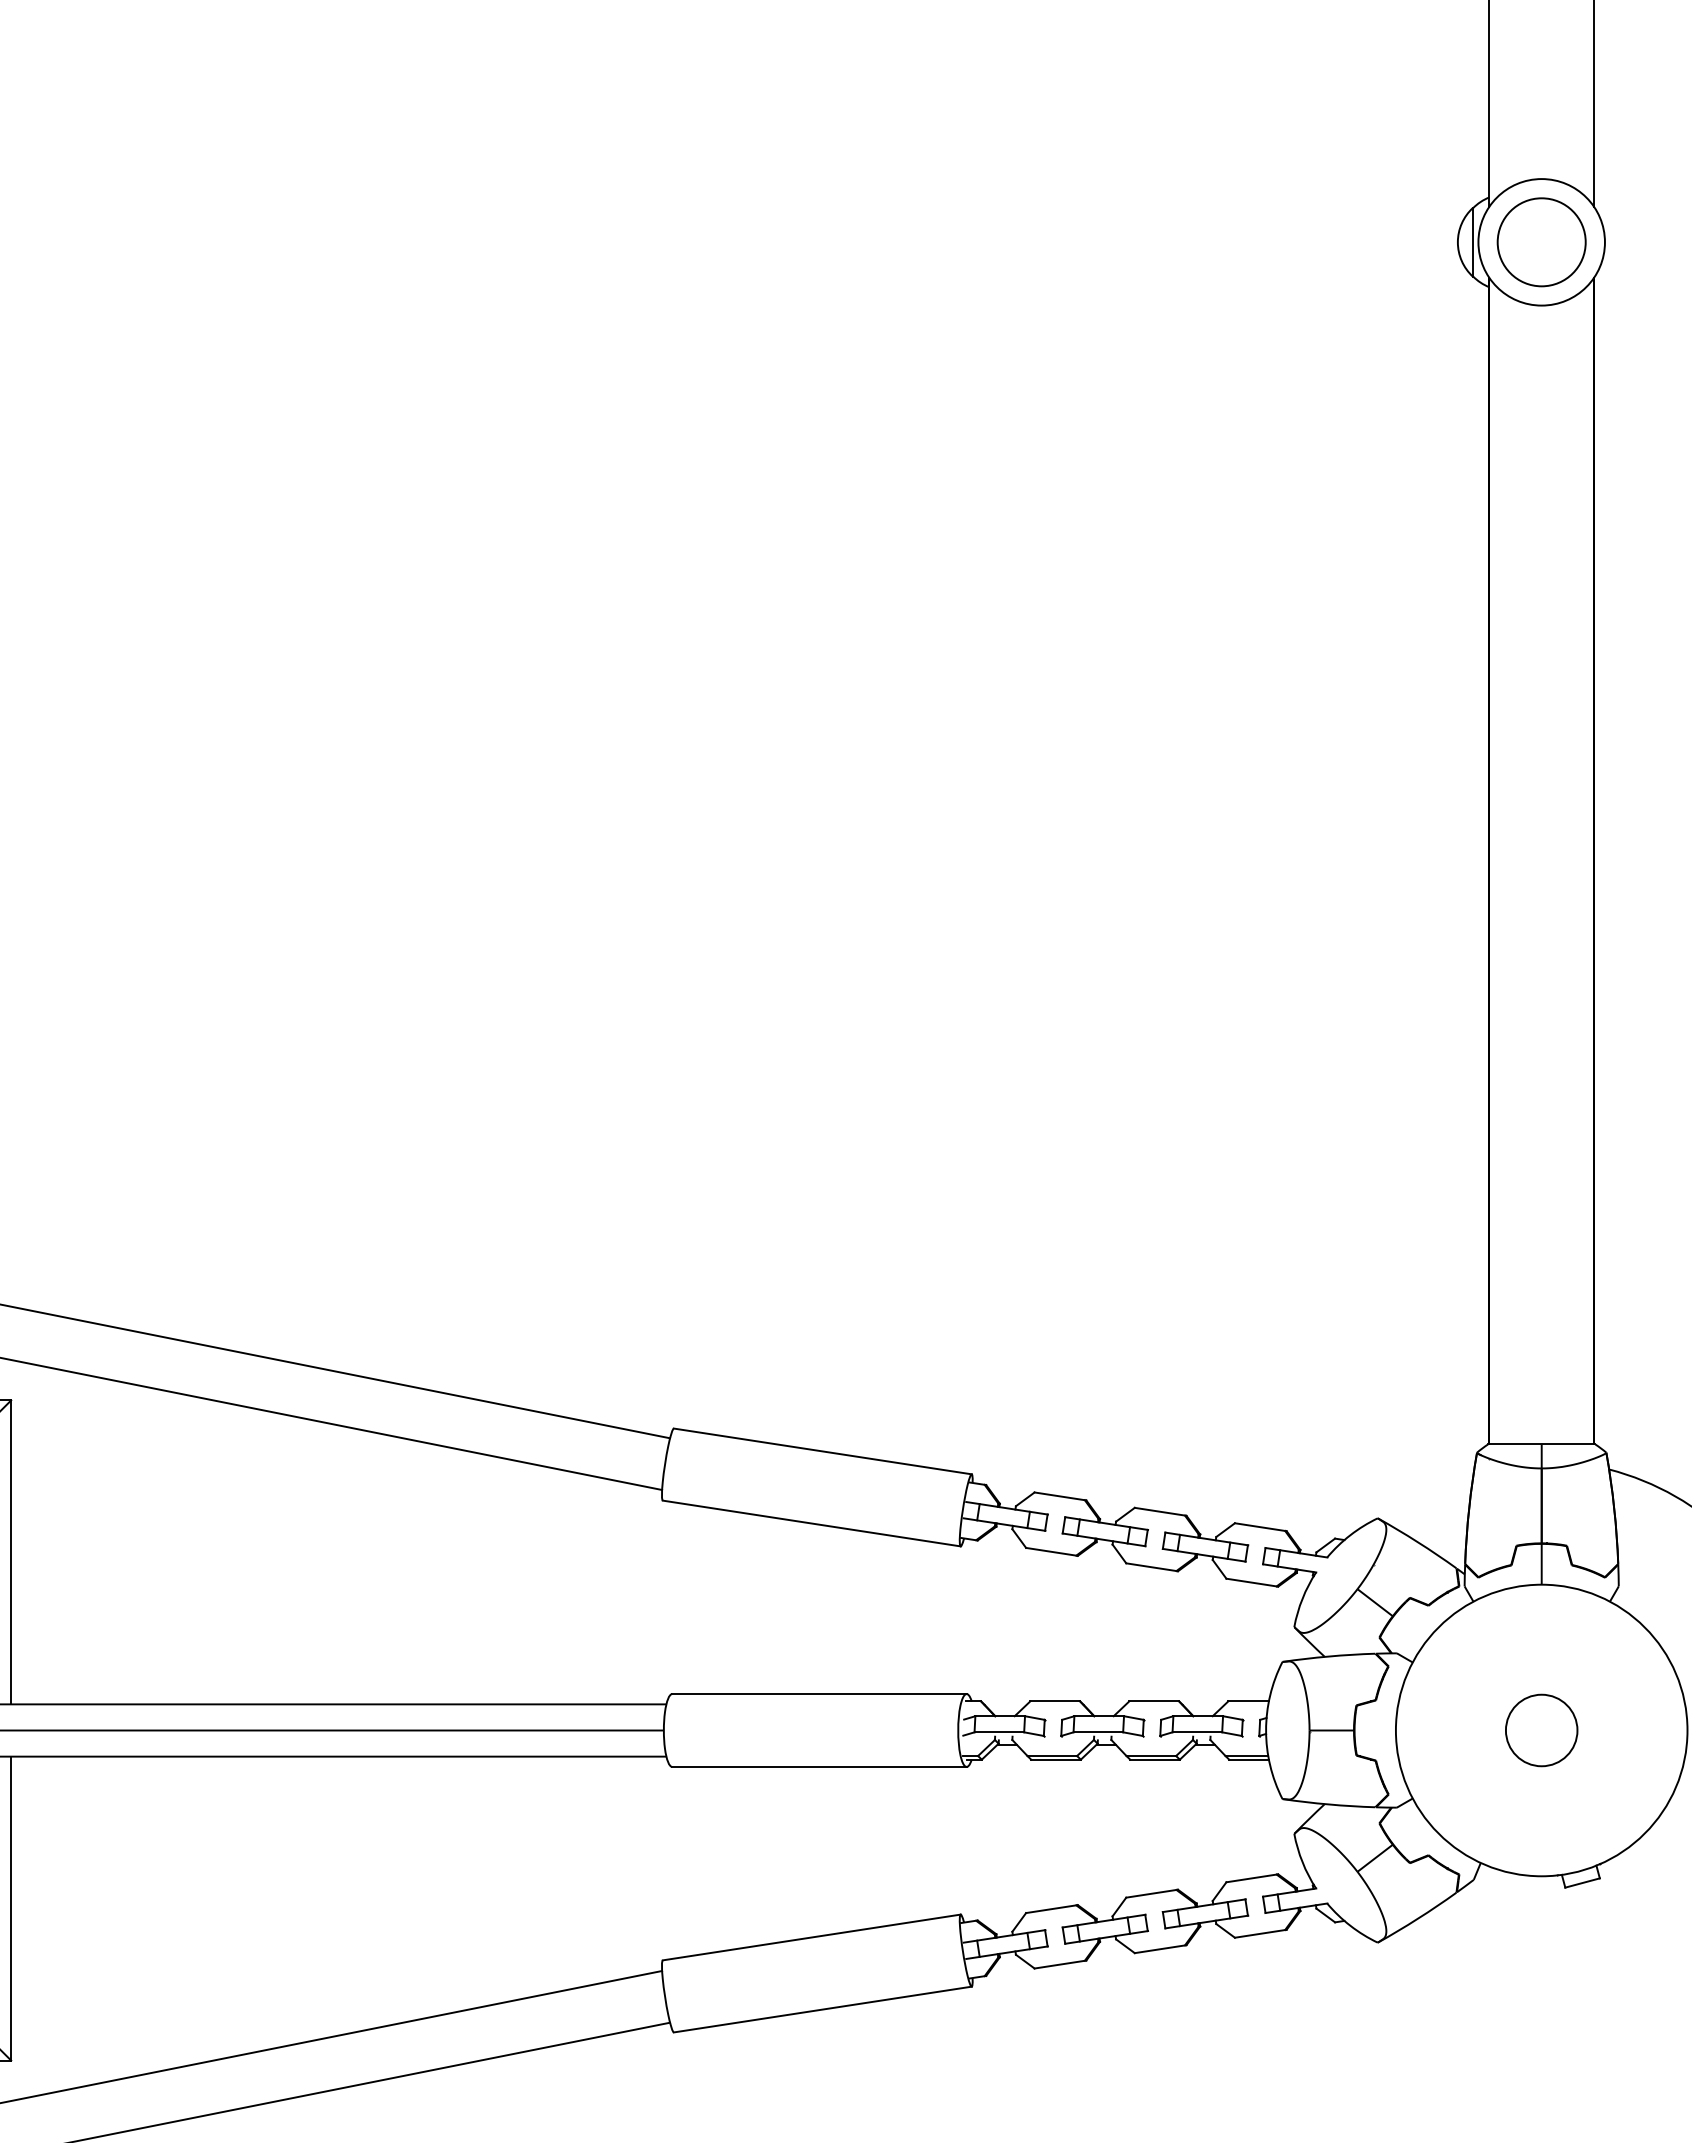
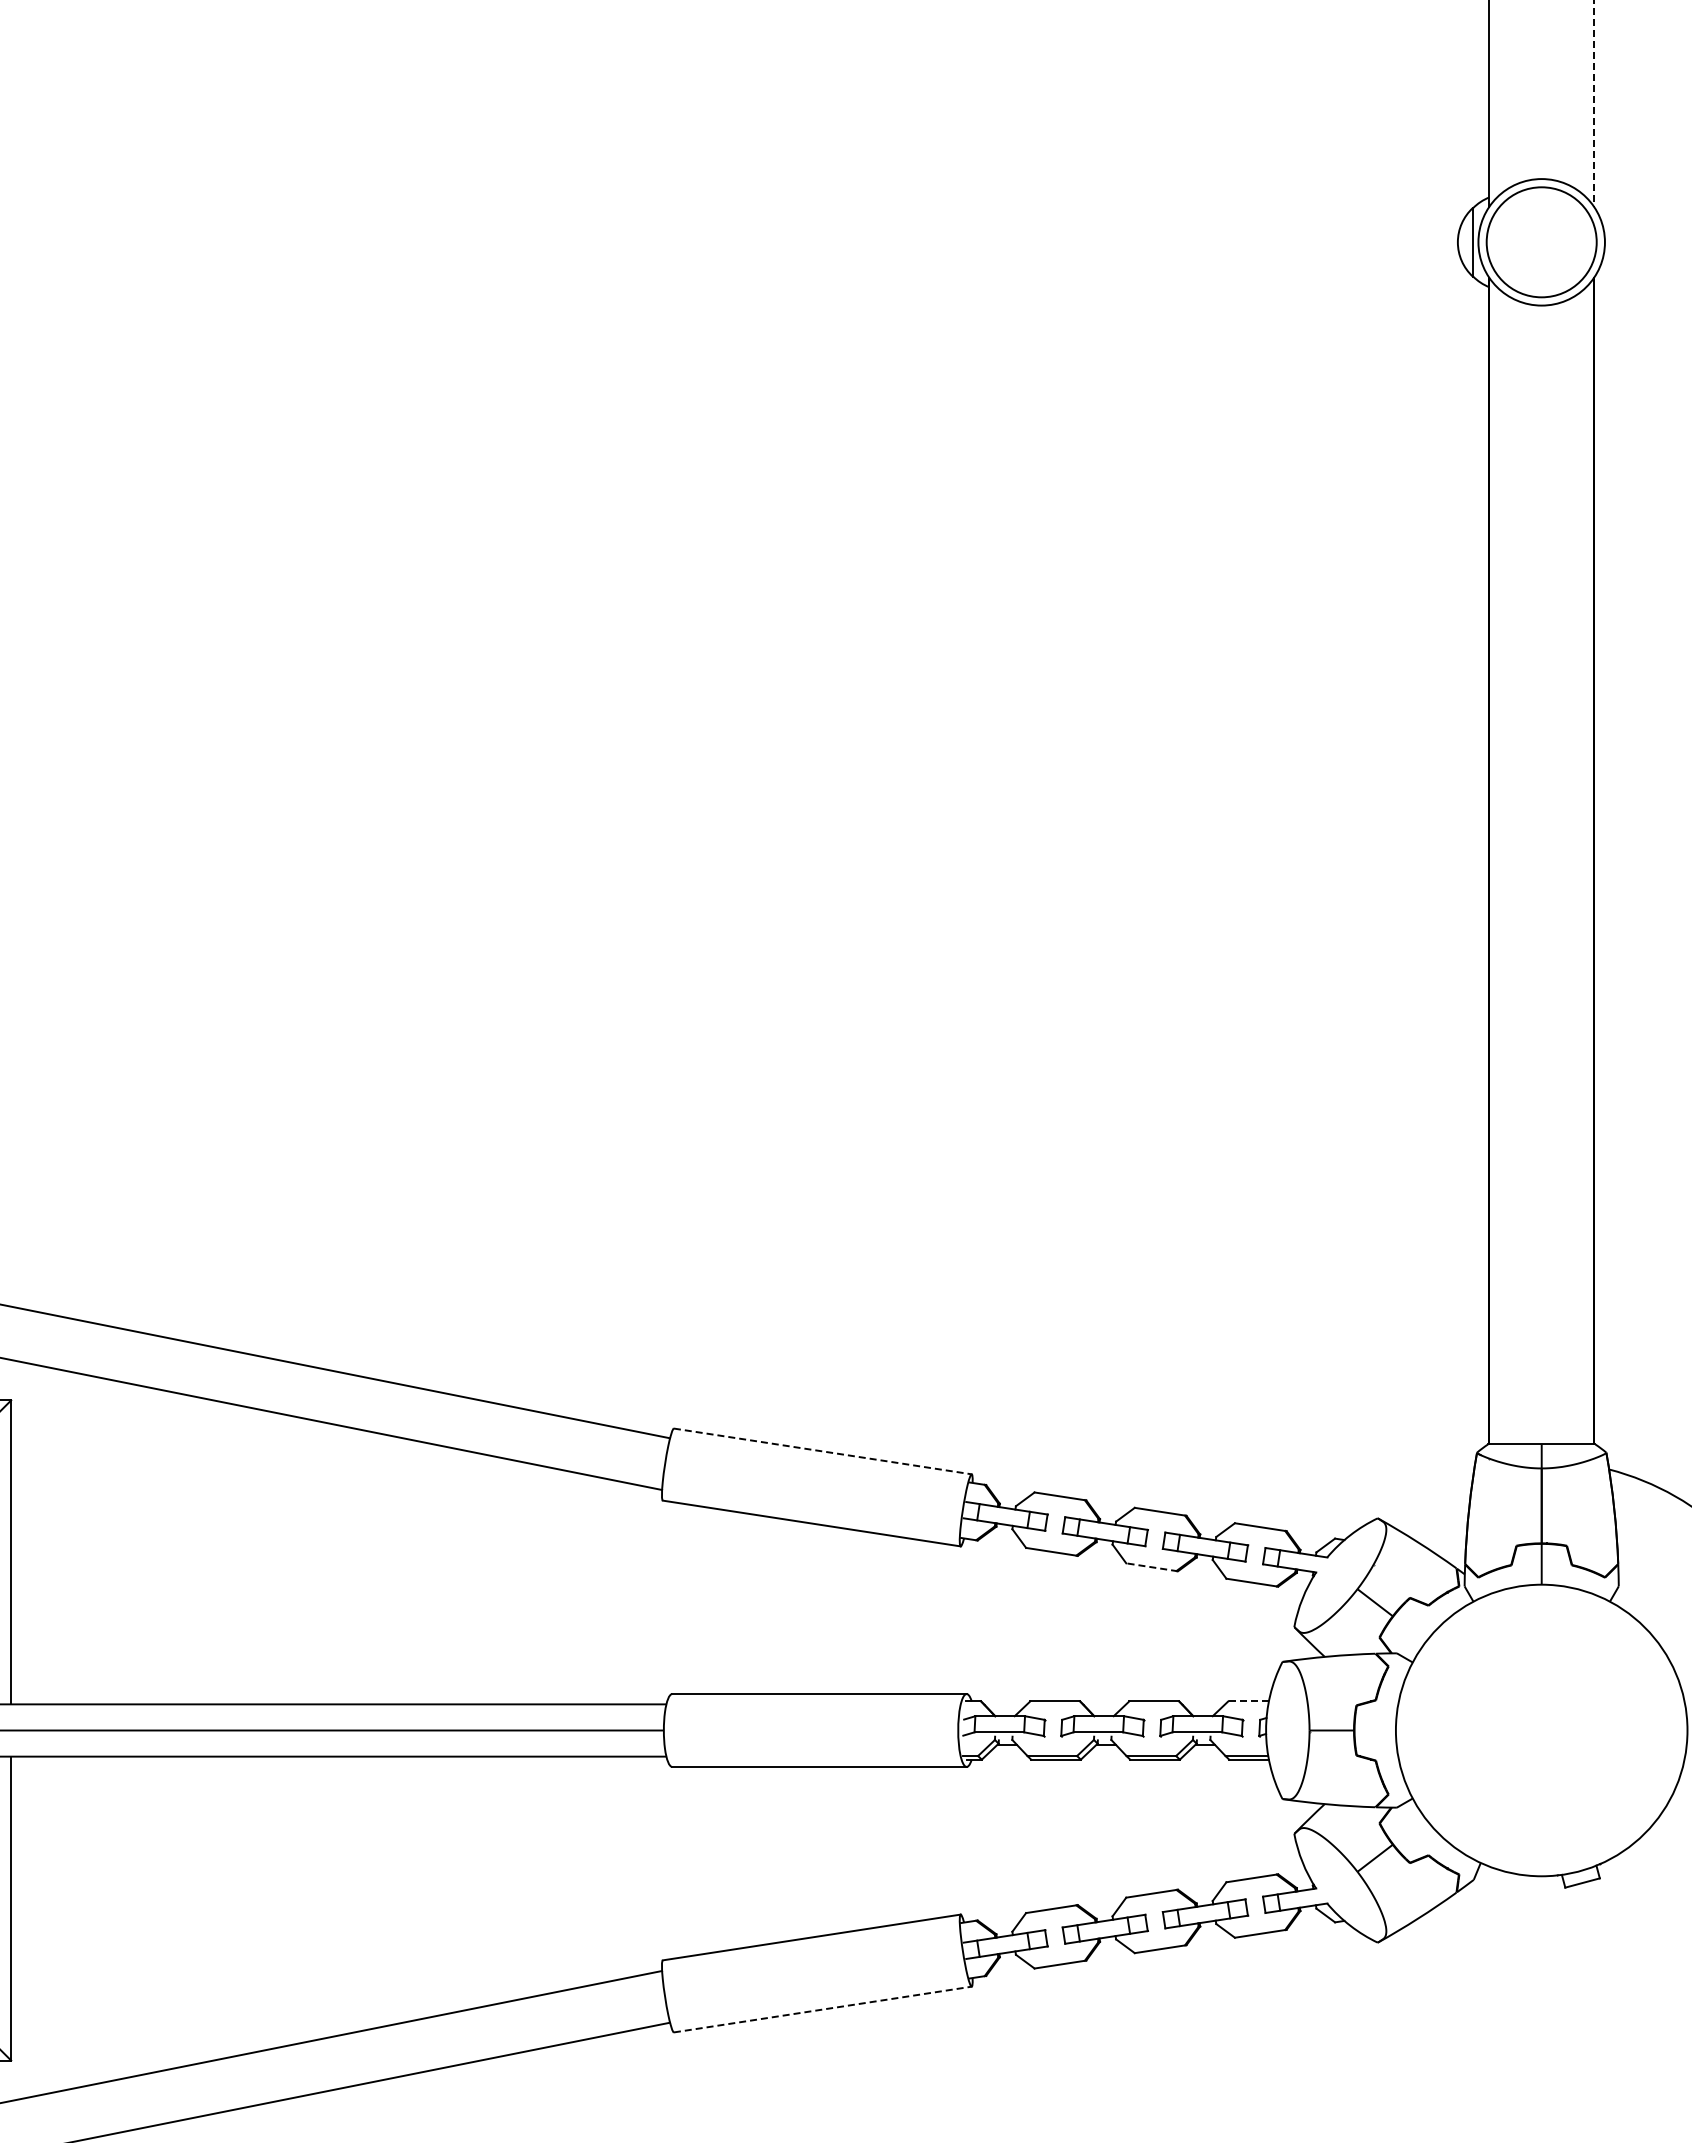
line: solid -> dashed (1593, 103)
circle diameter: 88 px -> 110 px (1541, 242)
line: solid -> dashed (822, 1451)
line: solid -> dashed (1151, 1567)
line: solid -> dashed (1248, 1701)
circle: present -> none (1541, 1730)
line: solid -> dashed (822, 2009)
